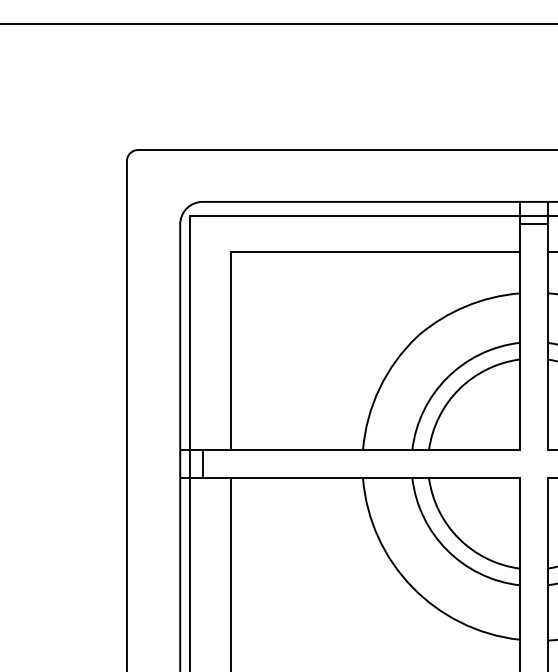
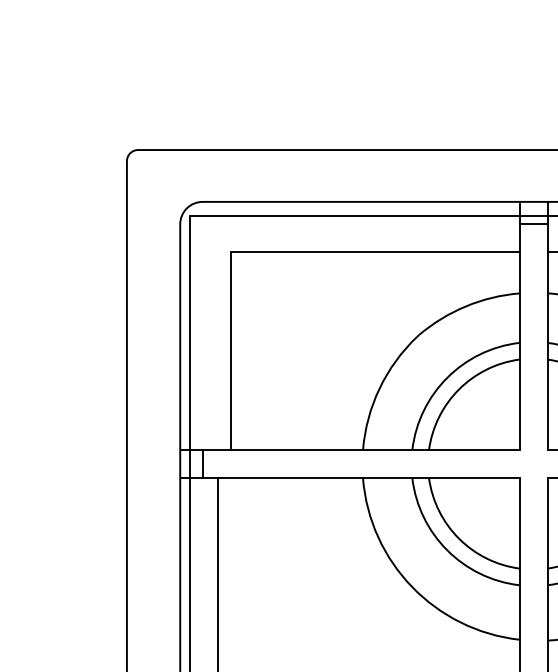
line: present -> none (278, 23)
line position: (230, 573) -> (217, 573) (217, 573)
